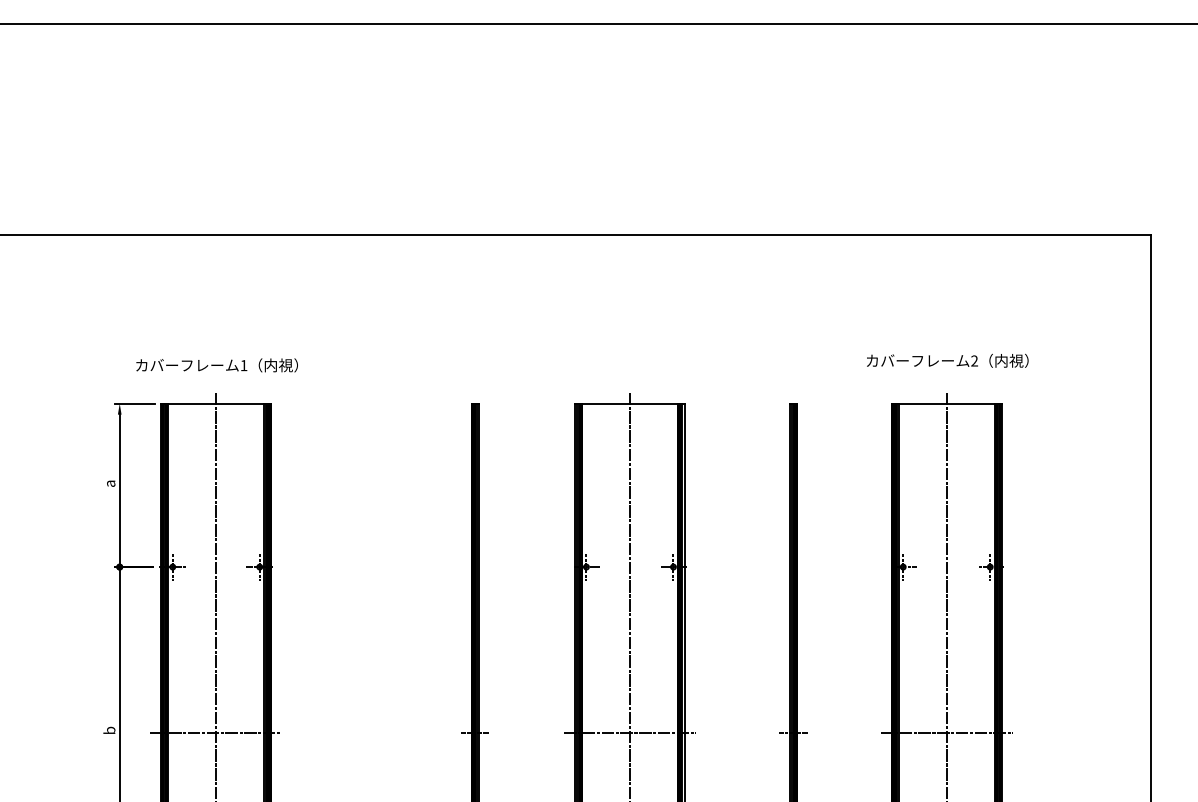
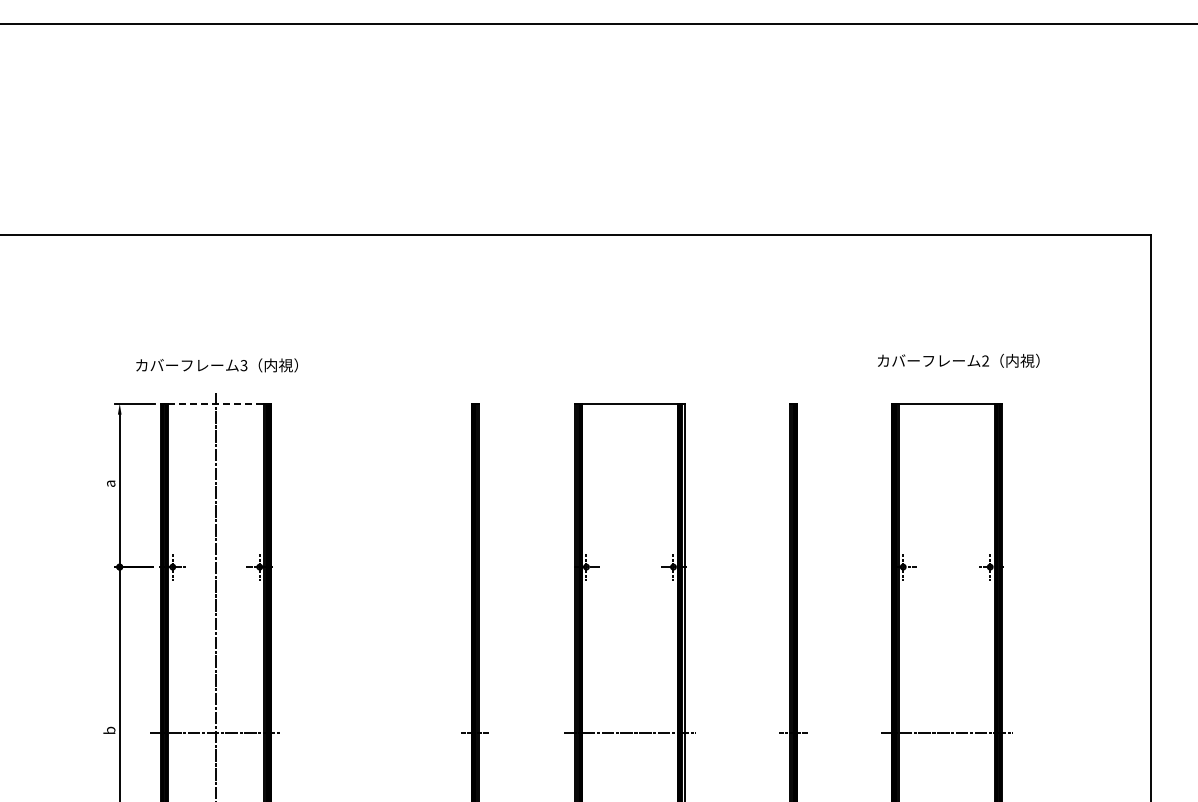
text position: (947, 360) -> (958, 360) (958, 360)
text: 1 -> 3 (243, 365)
line: solid -> dashed (216, 403)
line: present -> none (629, 595)
line: present -> none (946, 595)
